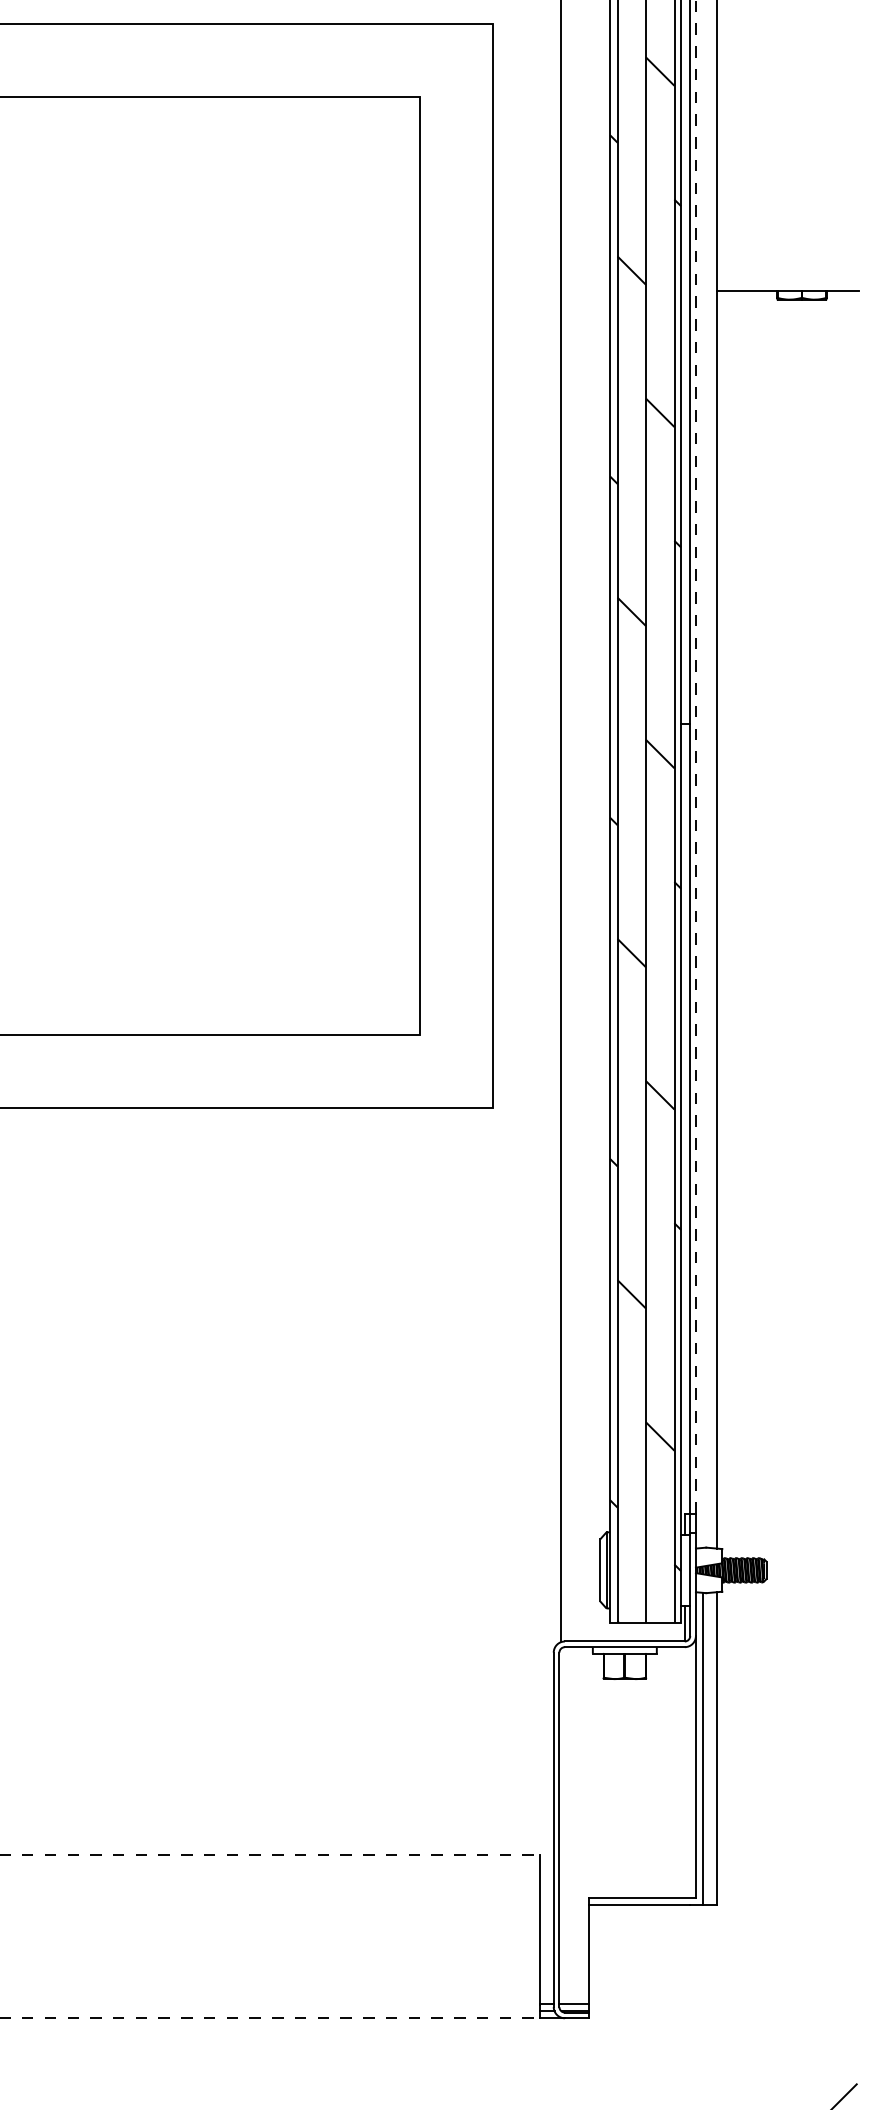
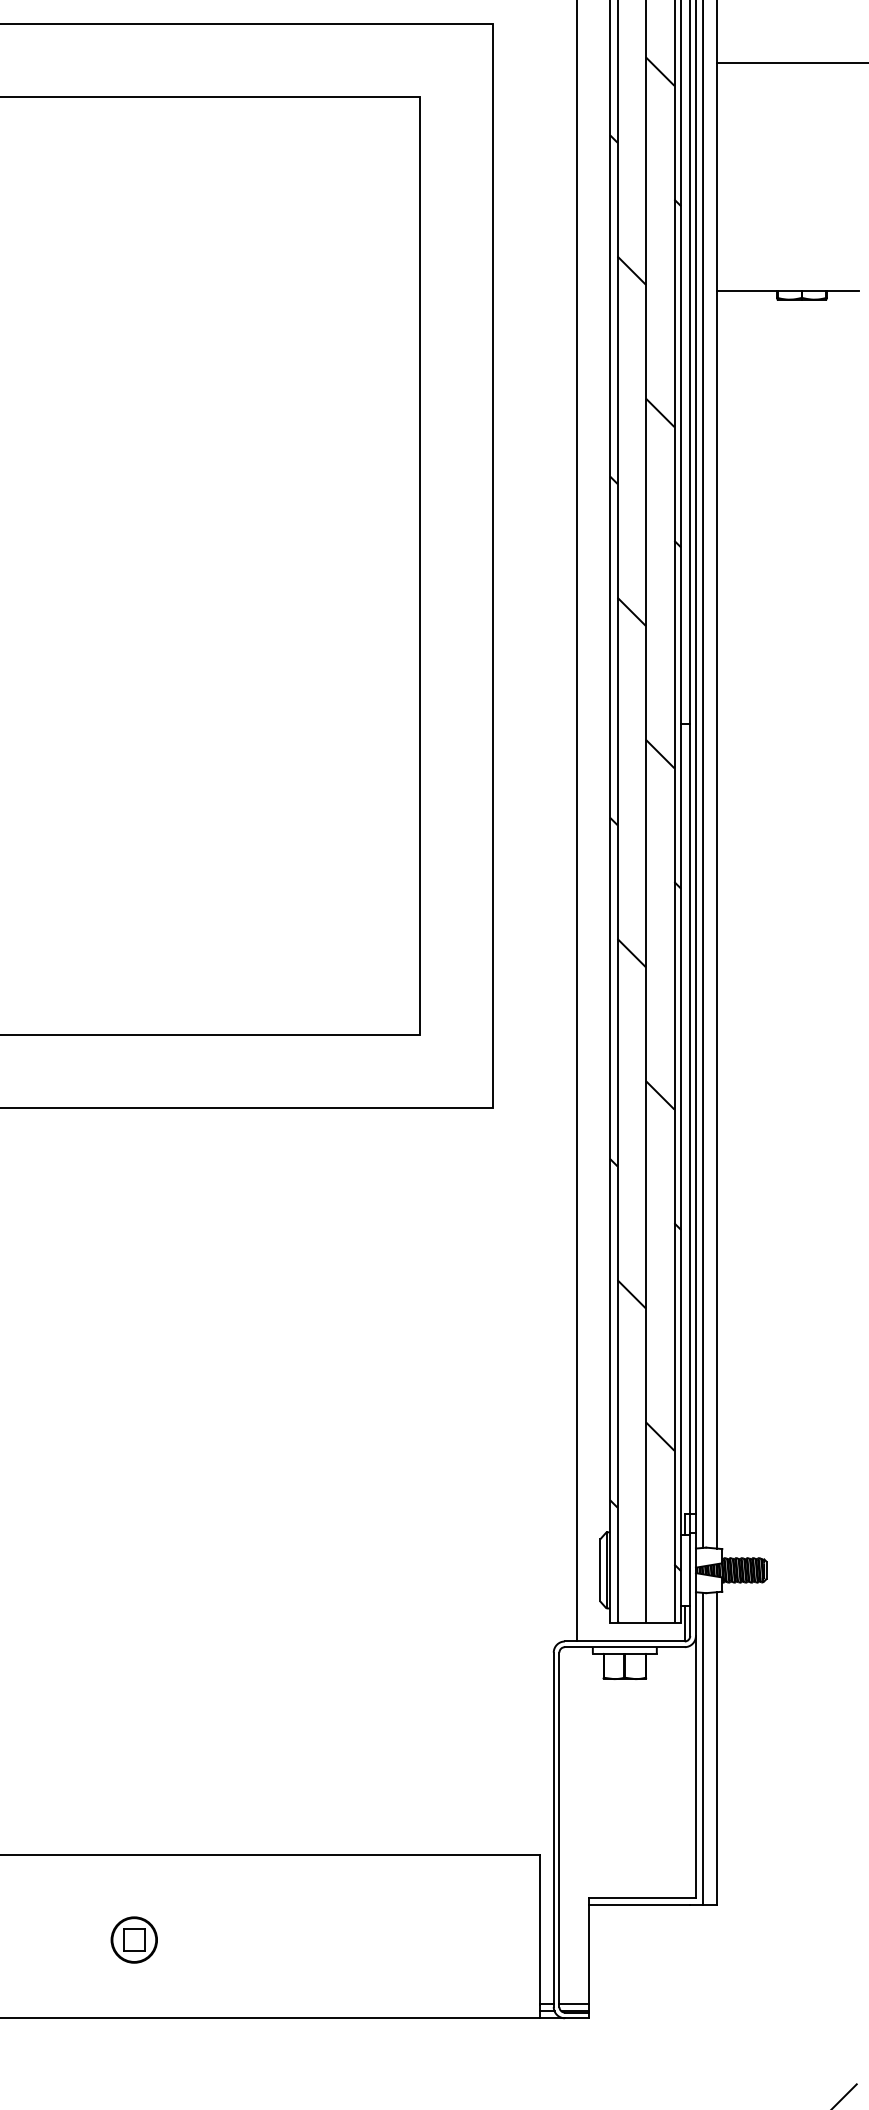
line: none -> present (790, 63)
line: dashed -> solid (695, 757)
line: none -> present (703, 774)
line position: (560, 821) -> (576, 821) (576, 821)
line: dashed -> solid (270, 1854)
part: none -> present (133, 1939)
line: dashed -> solid (270, 2018)
